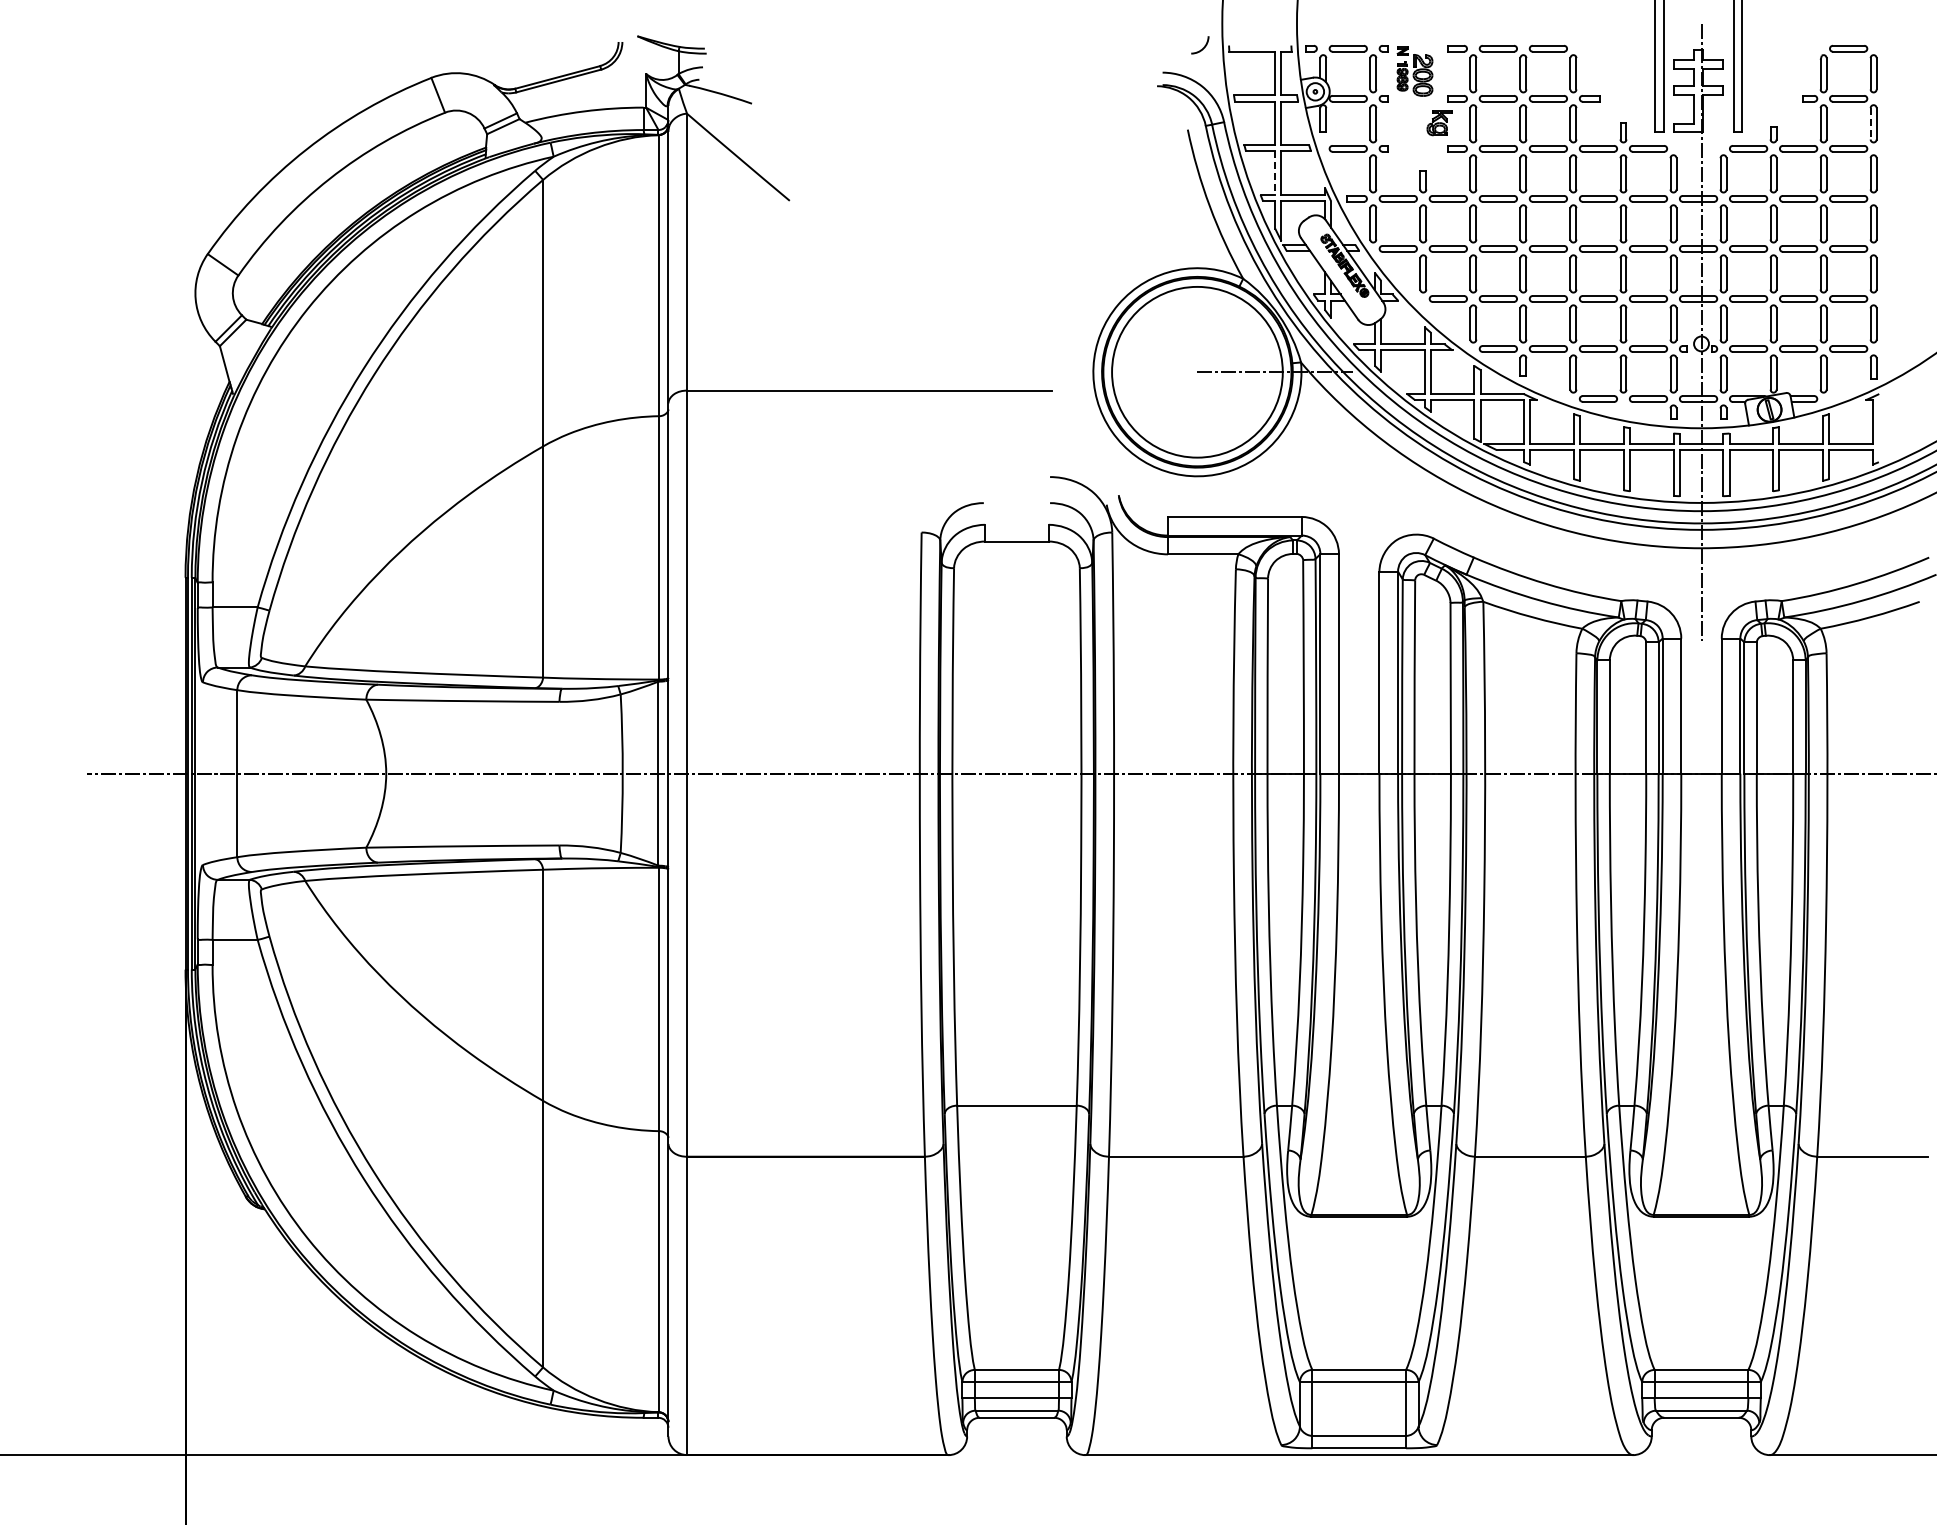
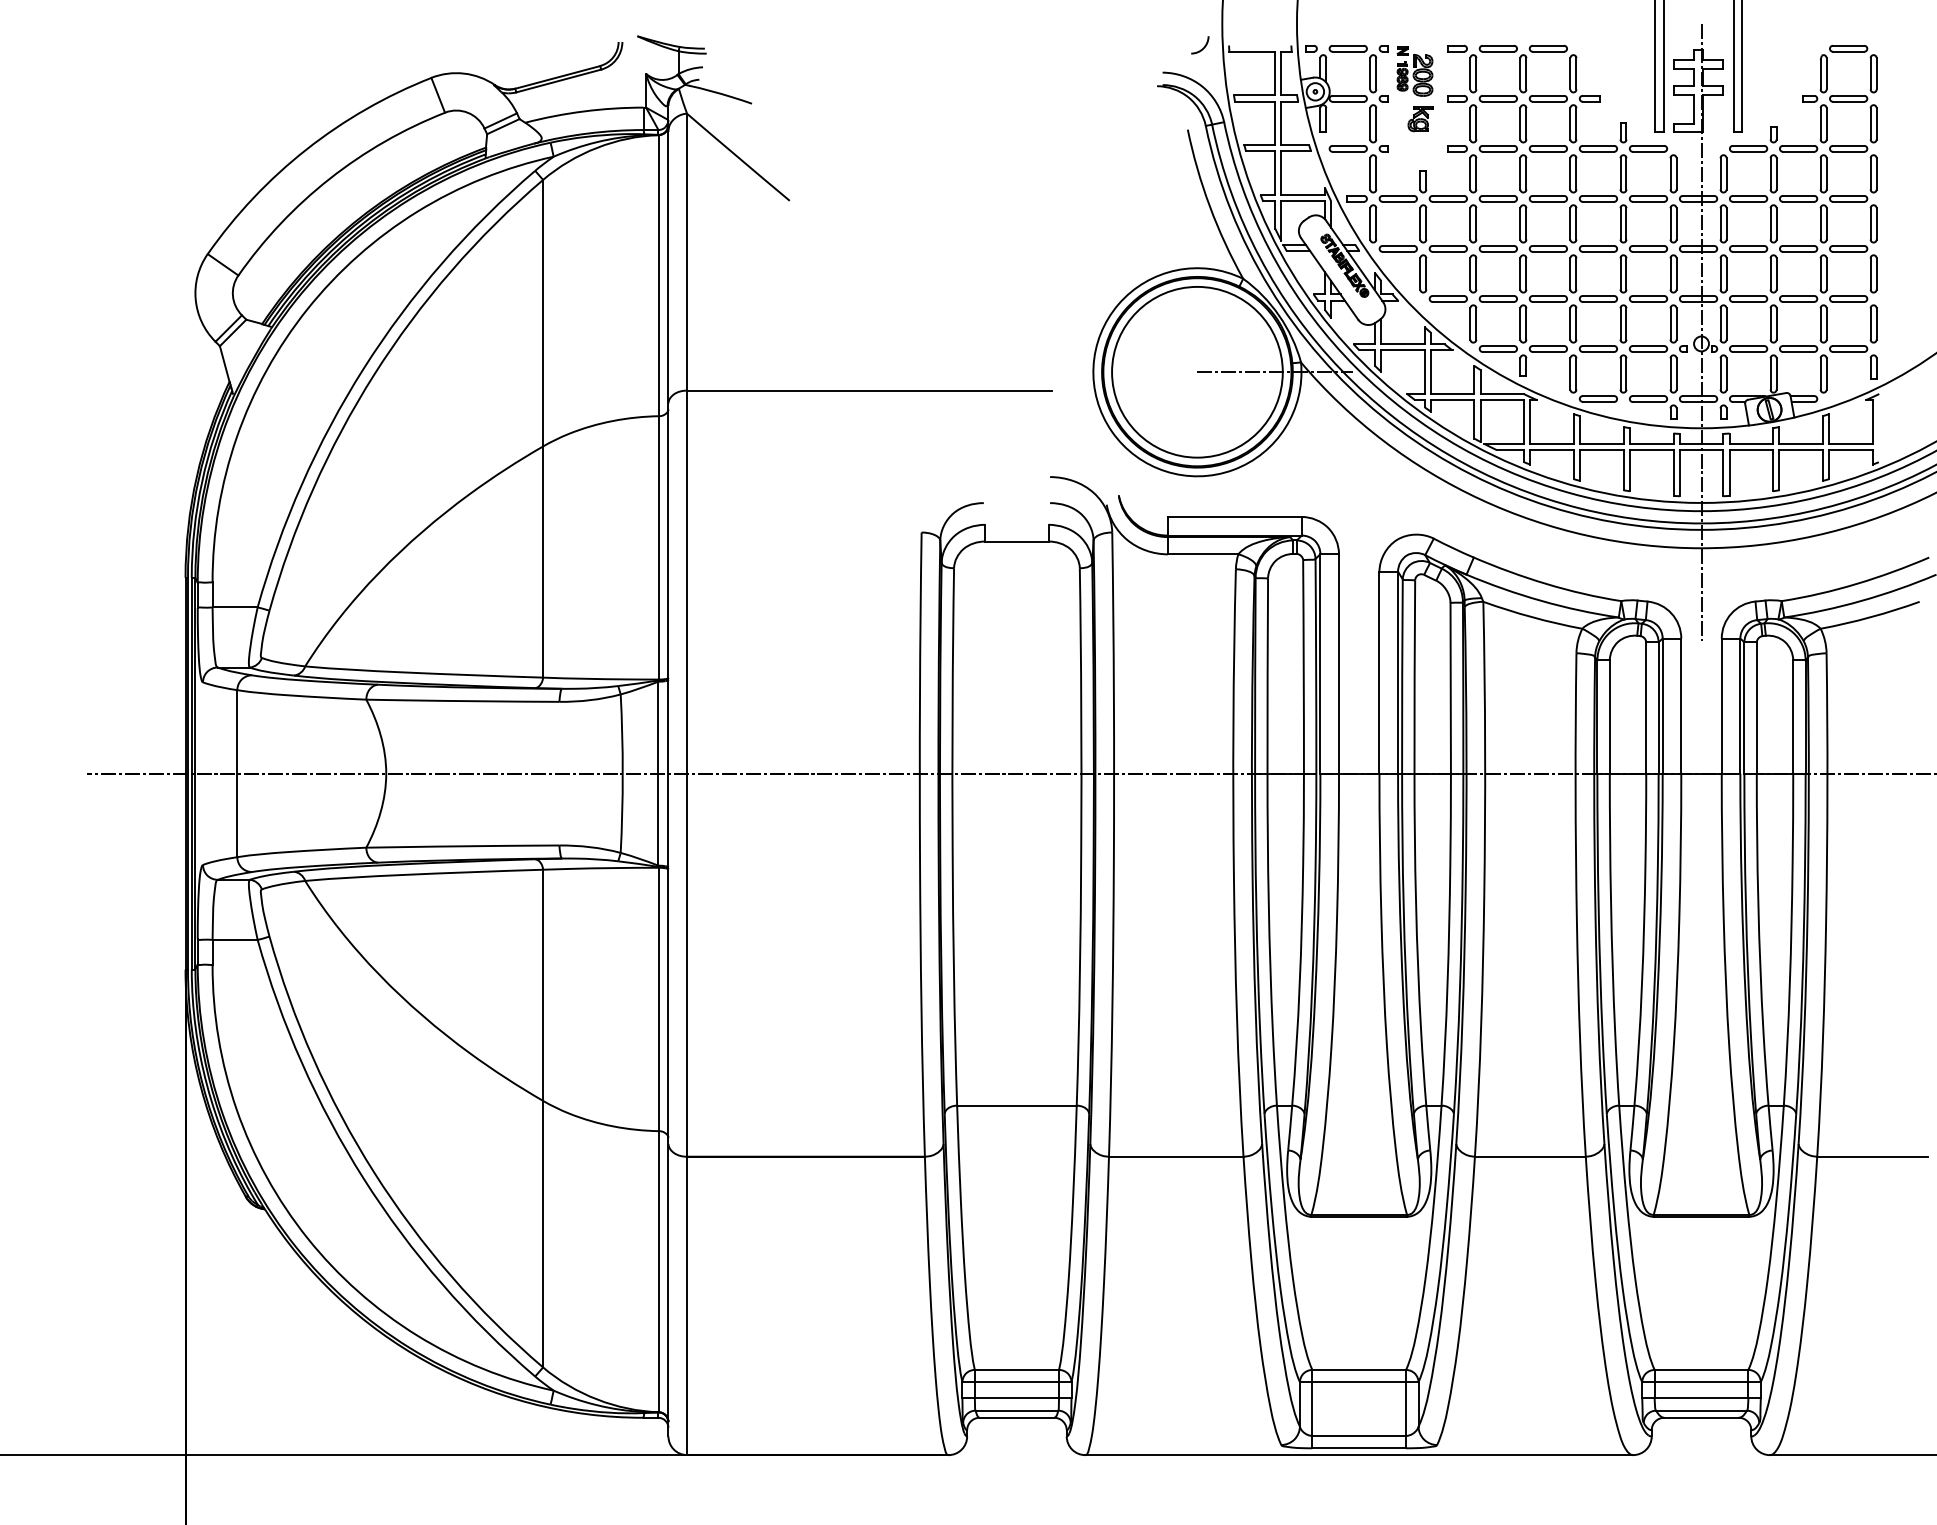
part position: (1439, 123) -> (1420, 119) (1420, 119)
line: dashed -> solid (1870, 123)
line: dashed -> solid (1275, 173)
